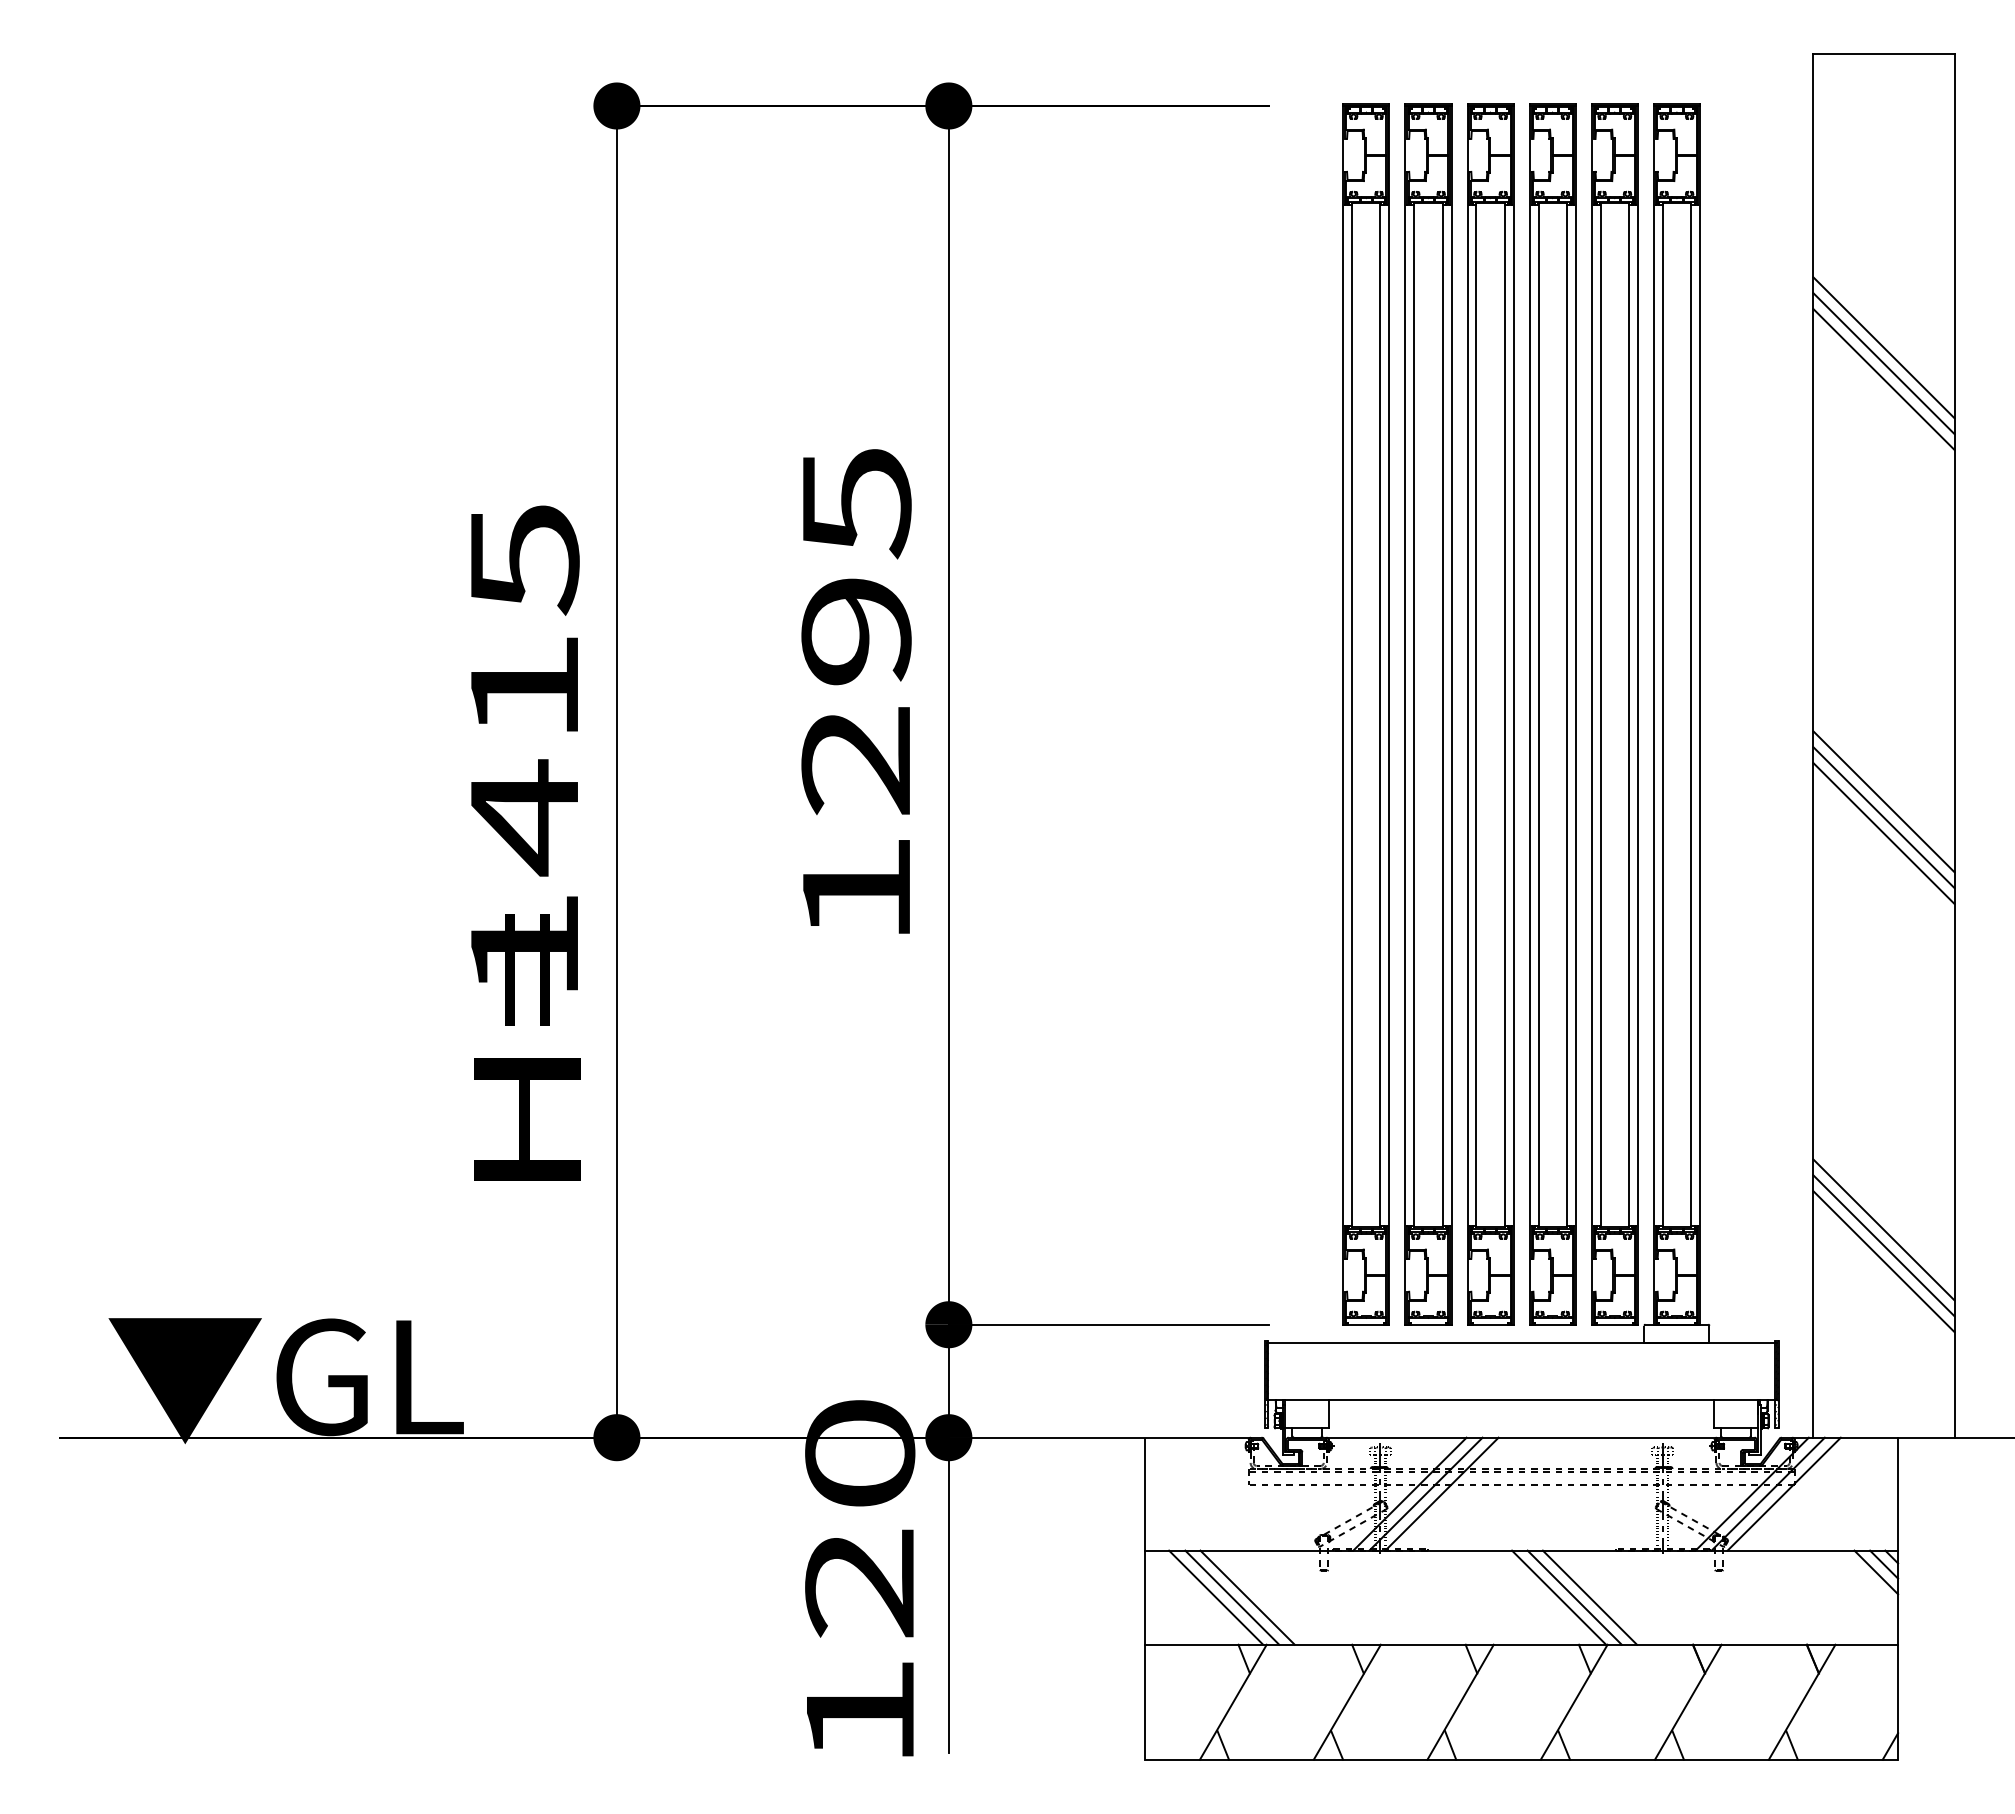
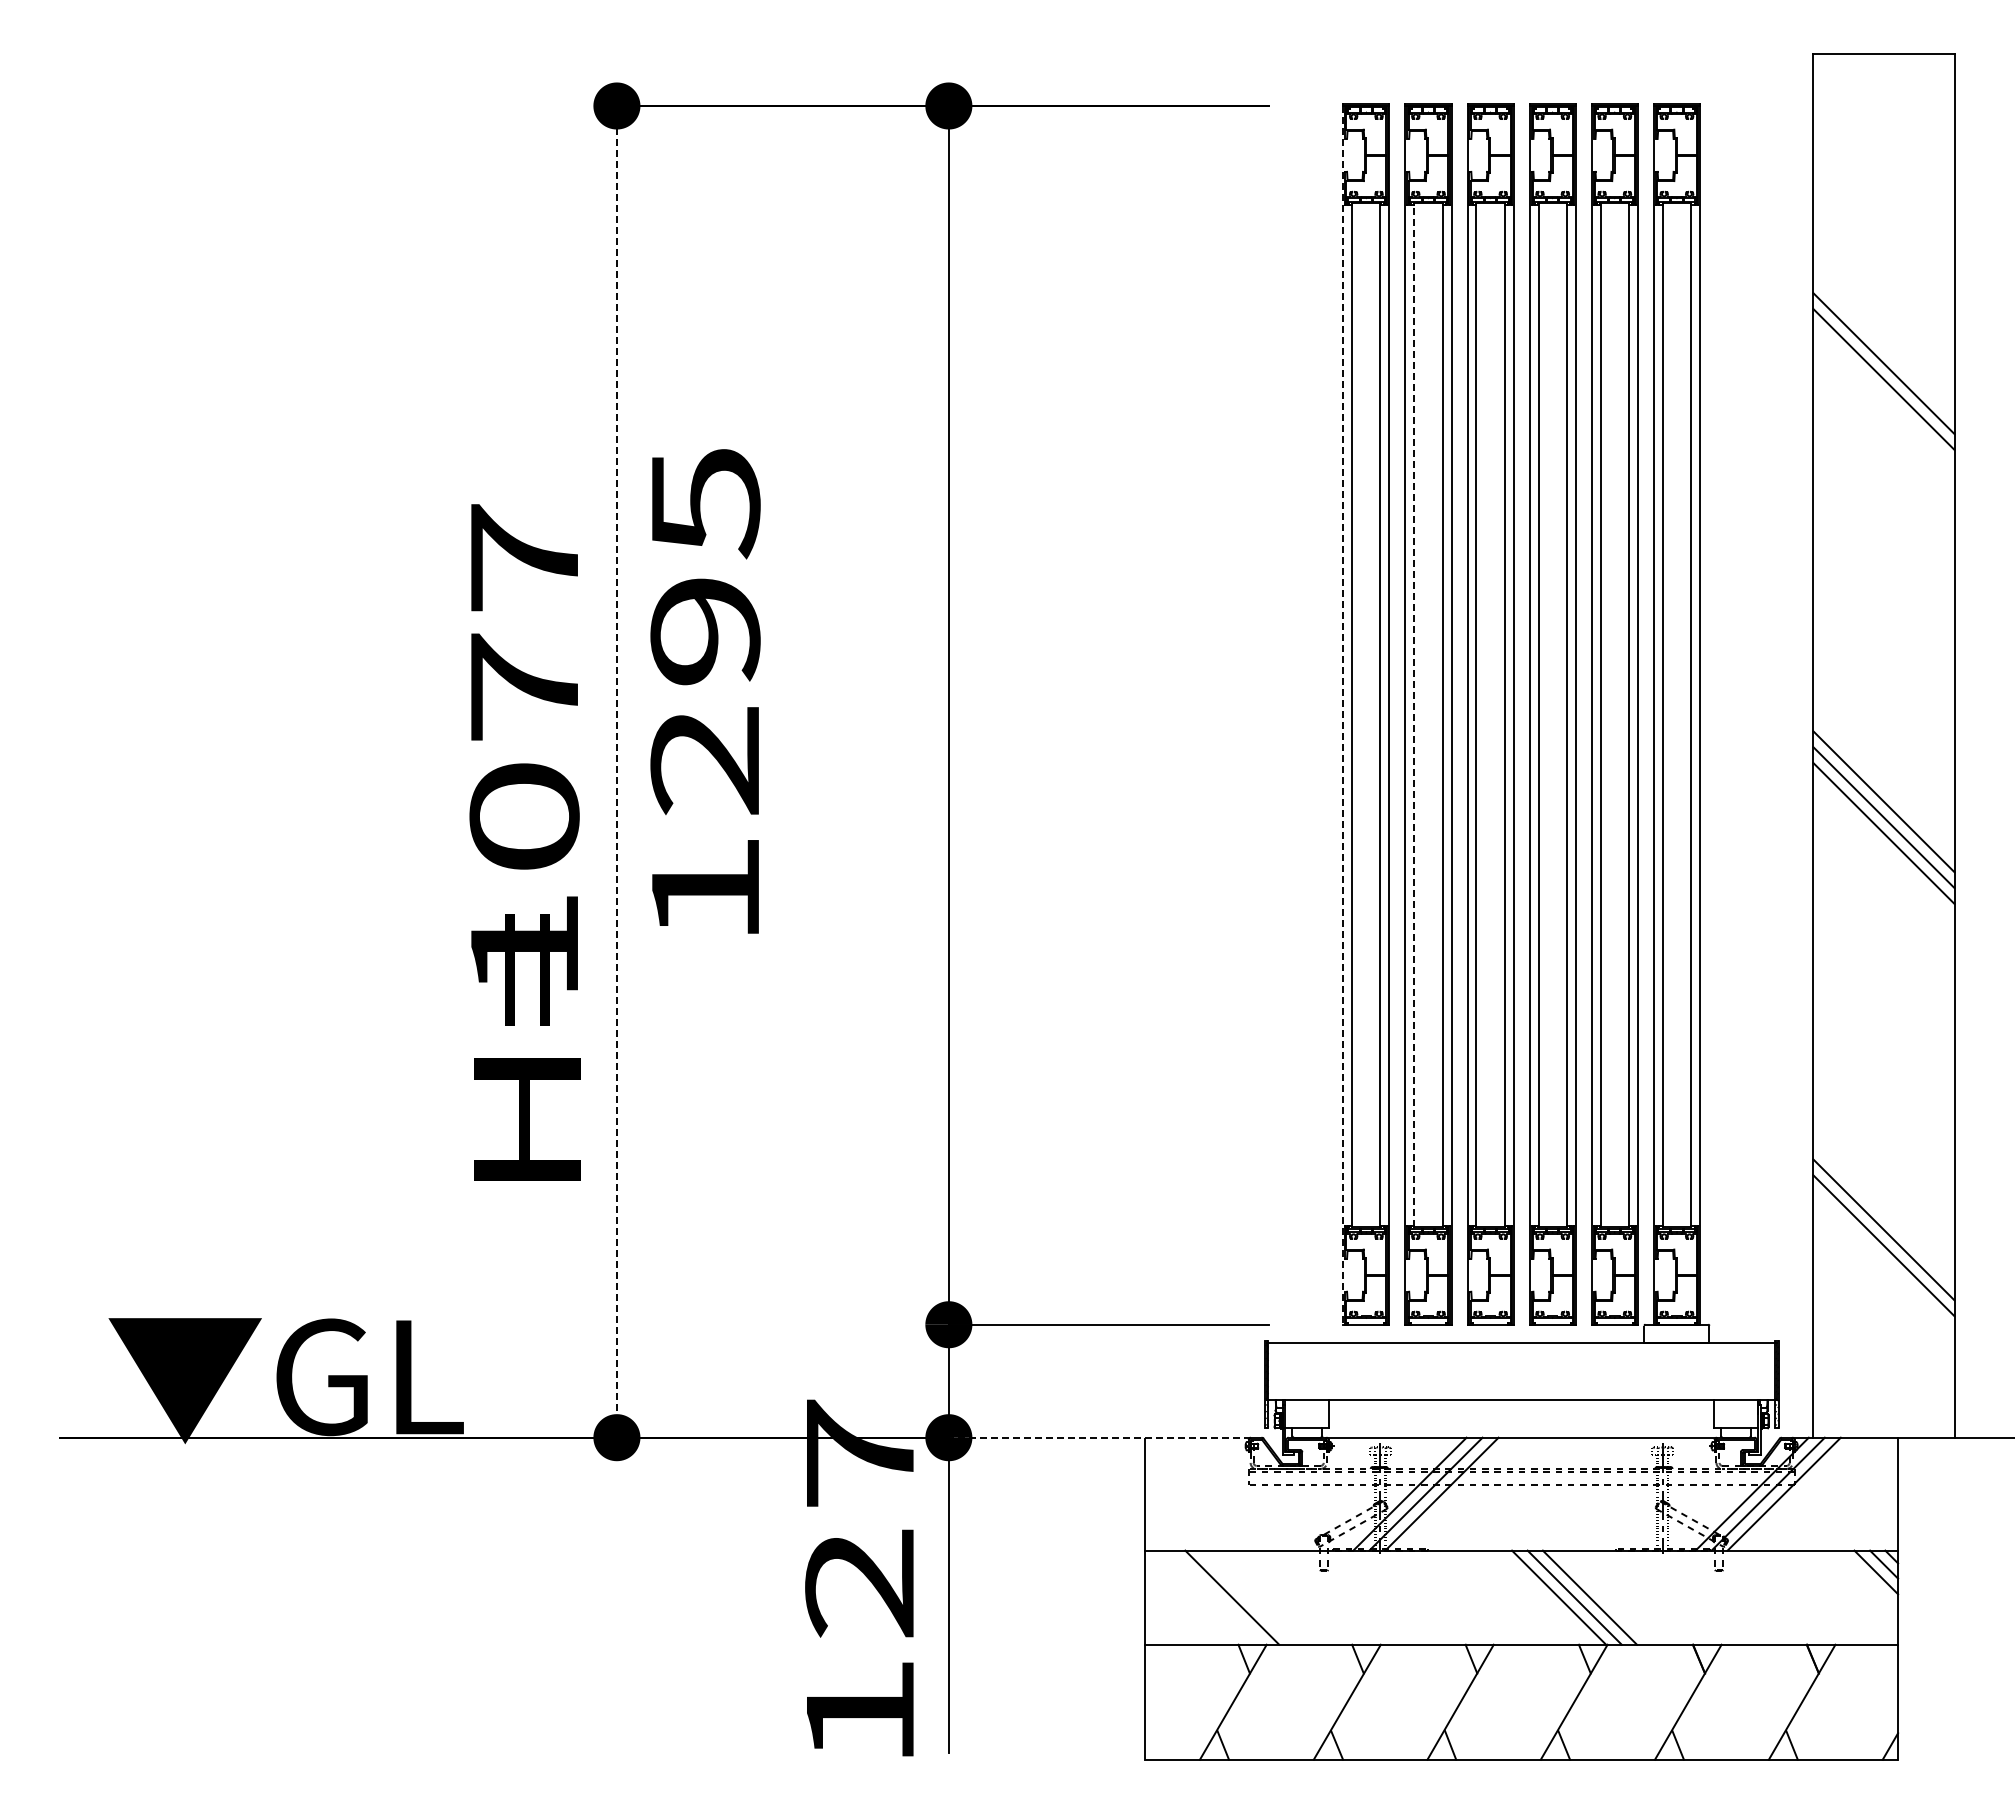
line: present -> none (1883, 347)
text: 1415 -> 1077 (524, 690)
text position: (856, 691) -> (705, 691) (705, 691)
line: solid -> dashed (1414, 714)
line: solid -> dashed (1343, 715)
line: solid -> dashed (616, 771)
line: present -> none (1883, 1261)
line: solid -> dashed (1099, 1437)
text: 120 -> 127 (860, 1452)
line: present -> none (1216, 1597)
line: present -> none (1247, 1597)
